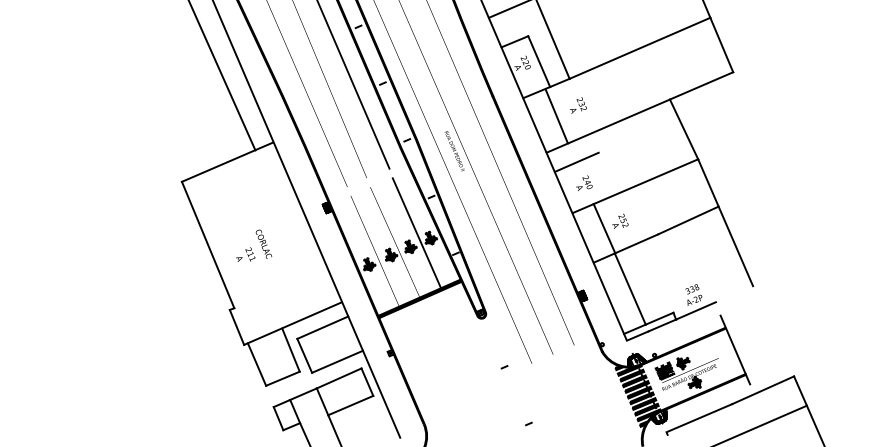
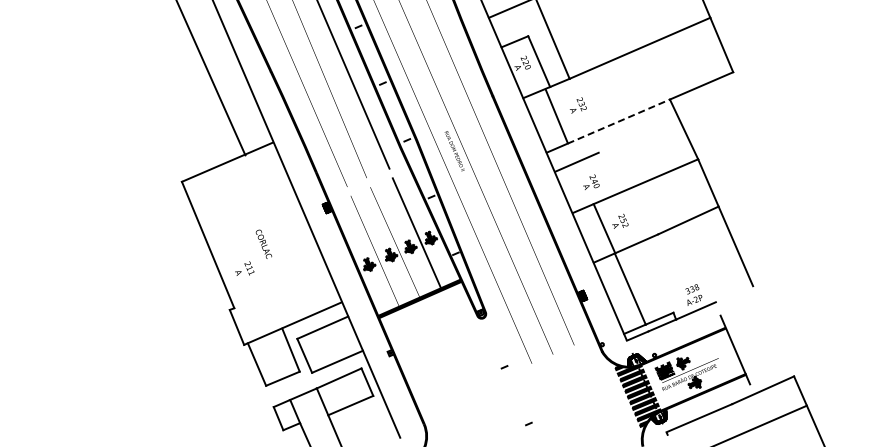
line position: (222, 76) -> (211, 78) (211, 78)
line: solid -> dashed (618, 121)
text position: (584, 182) -> (591, 181) (591, 181)
text position: (245, 254) -> (244, 268) (244, 268)
